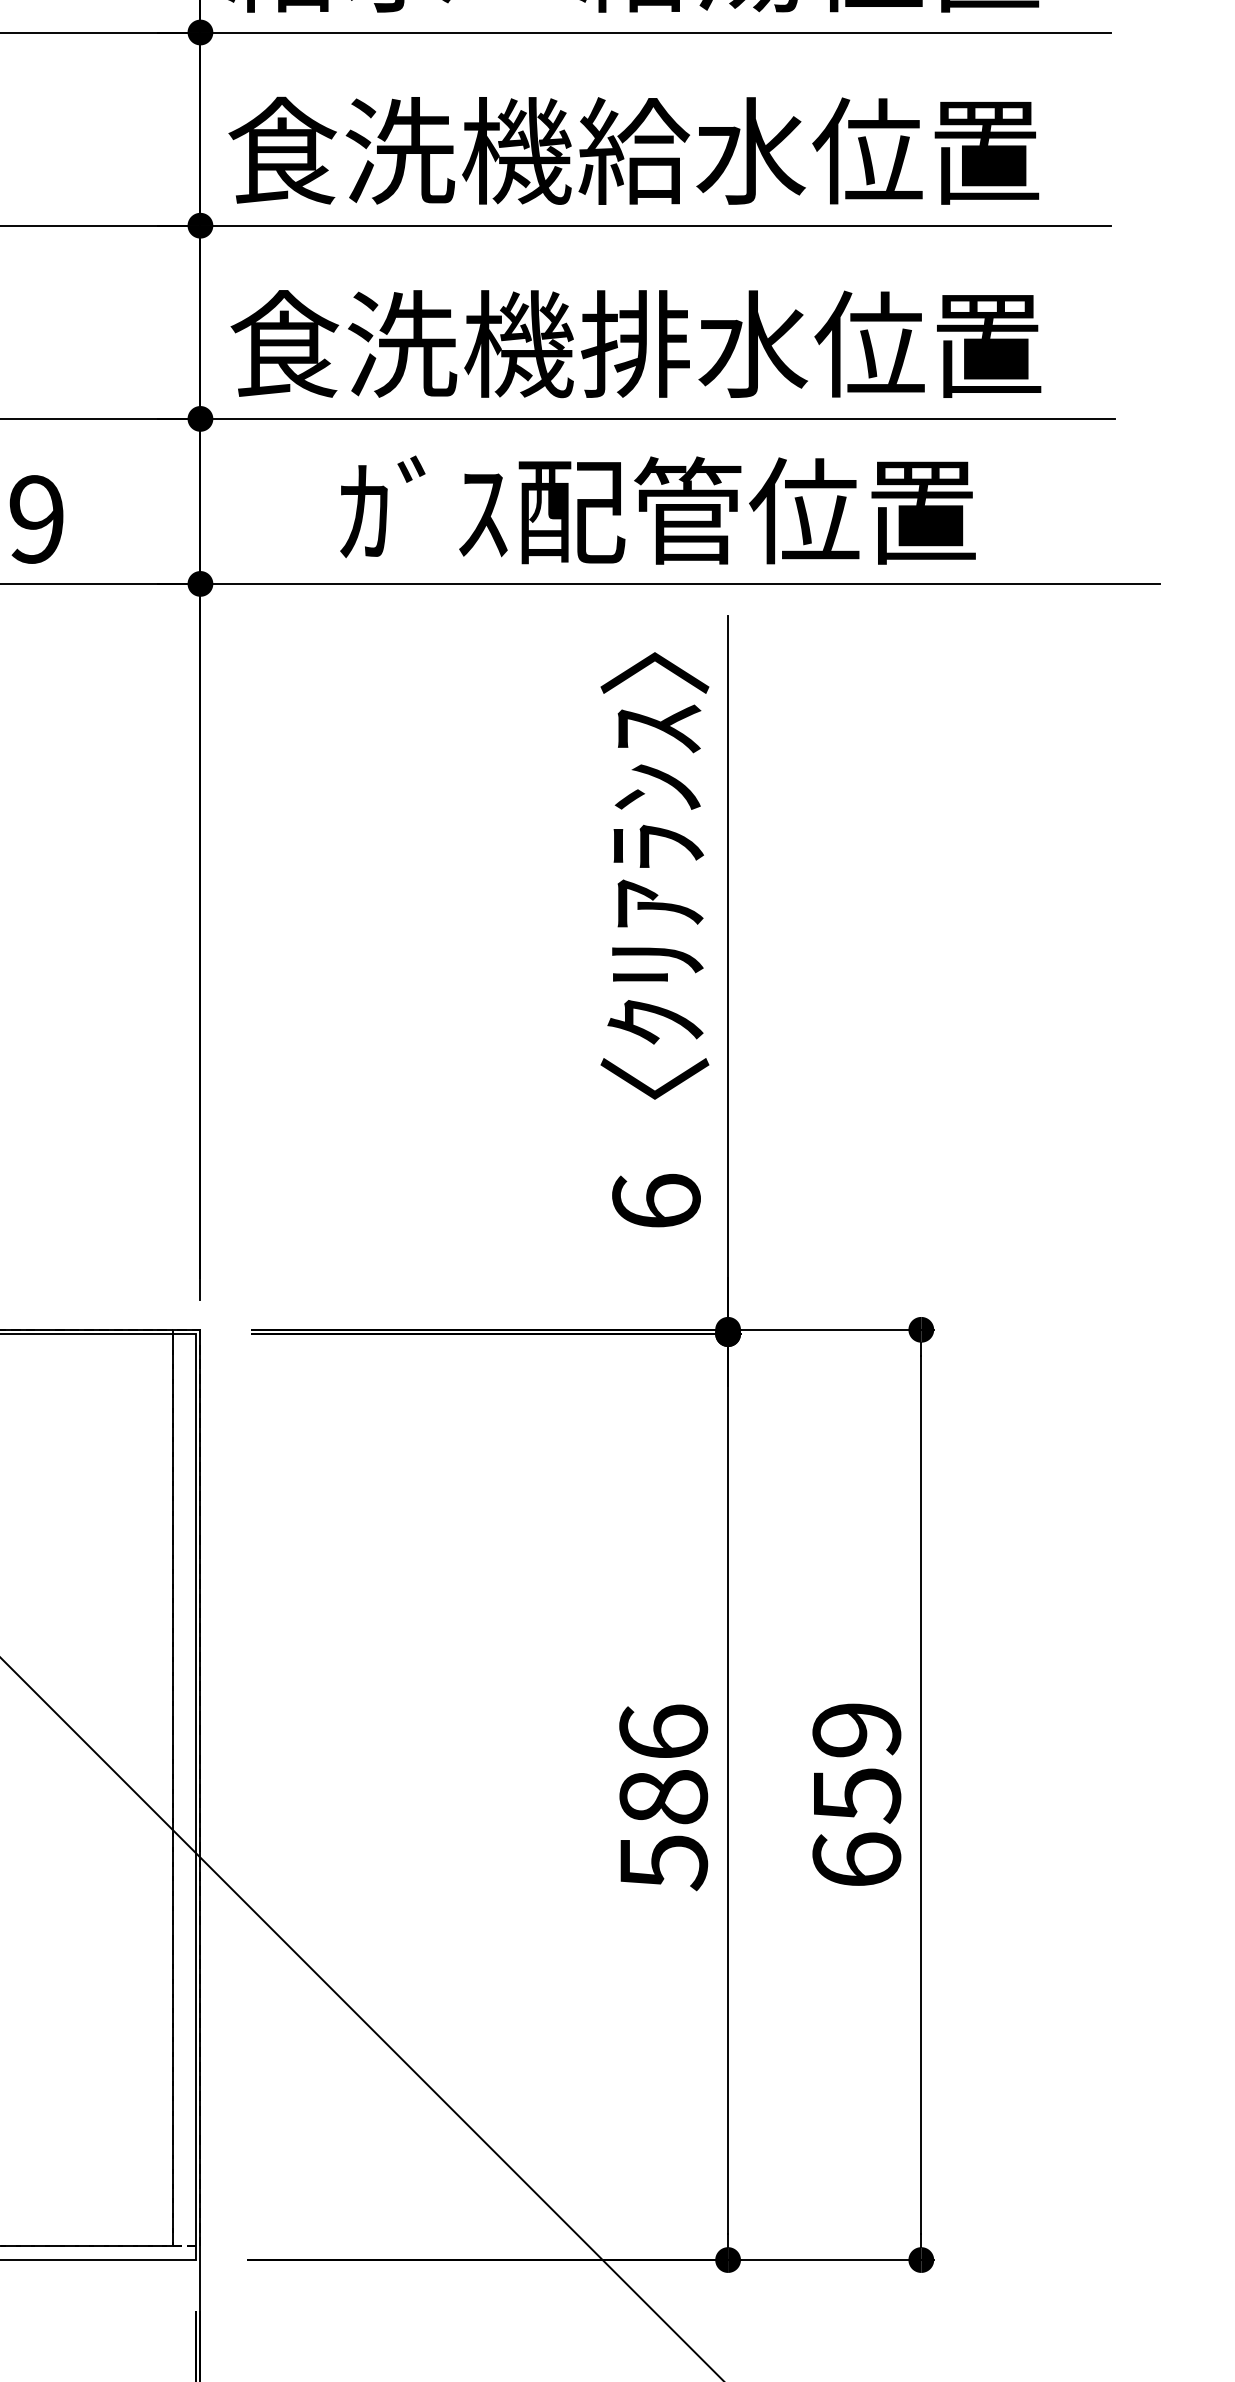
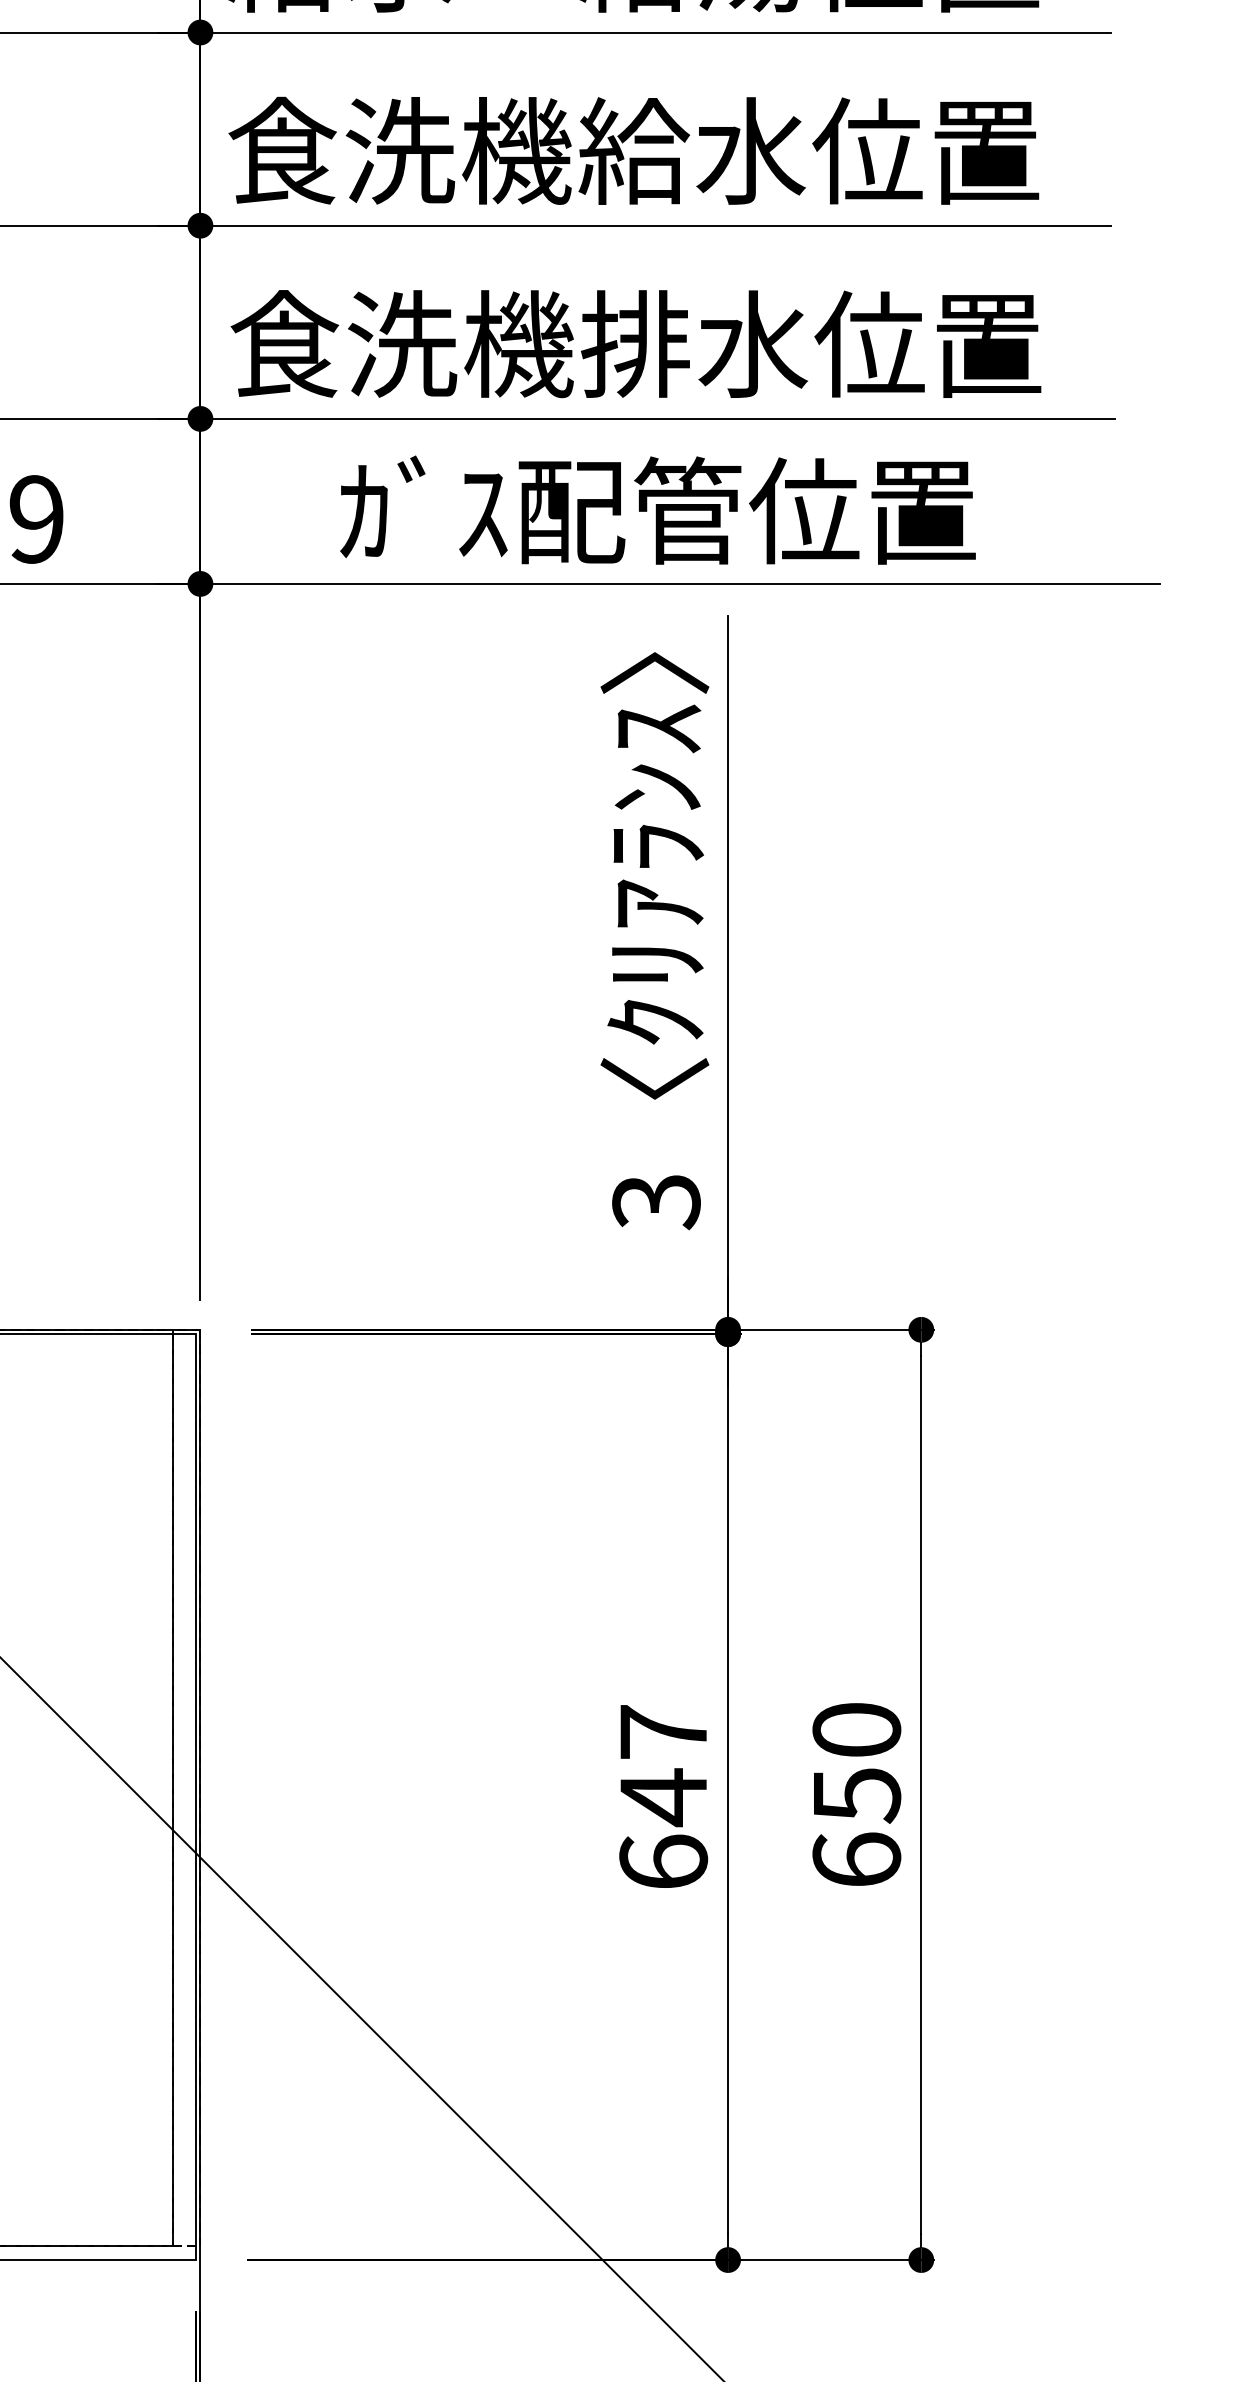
text: 6 -> 3 (656, 1202)
text: 659 -> 650 (856, 1730)
text: 586 -> 647 (663, 1797)
